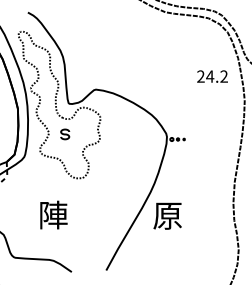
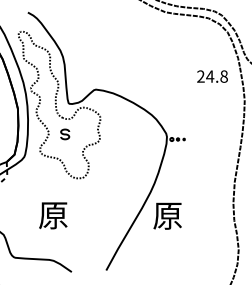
text: 24.2 -> 24.8 (223, 76)
text: 陣 -> 原 (53, 214)
